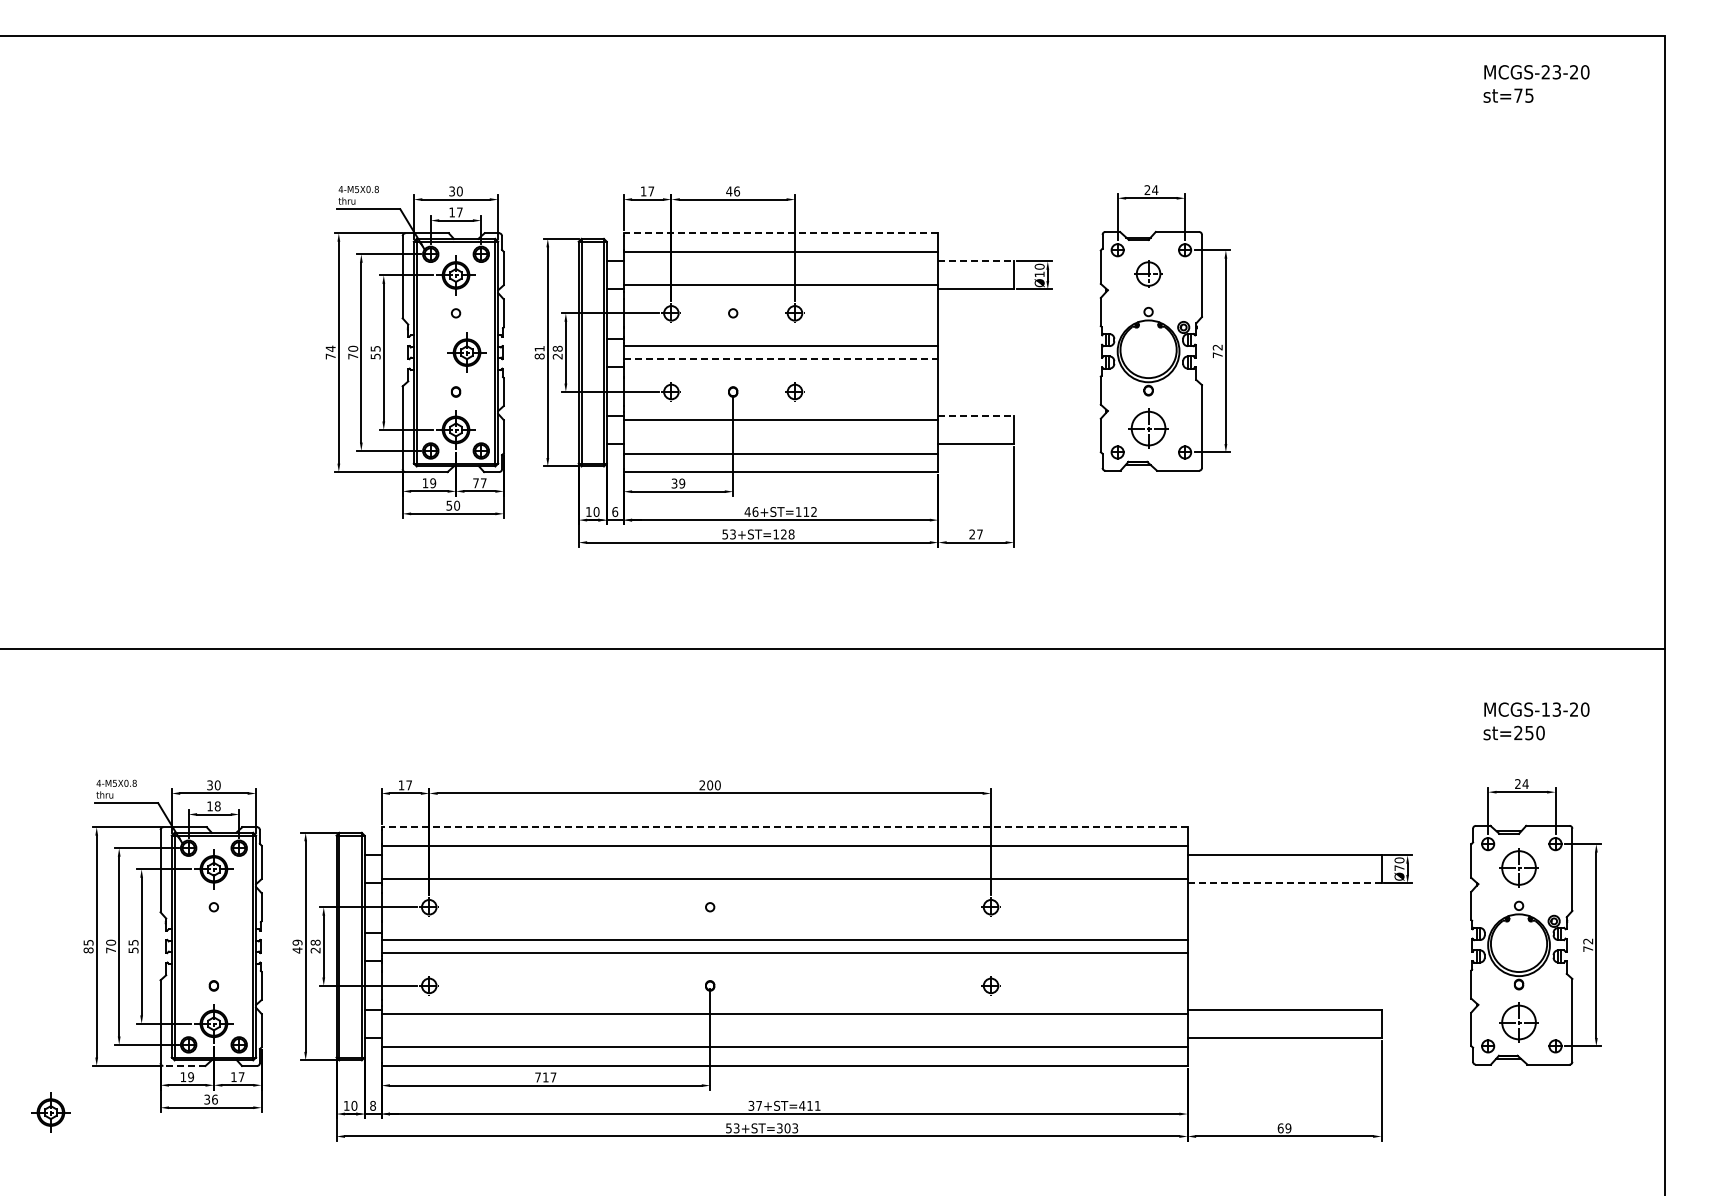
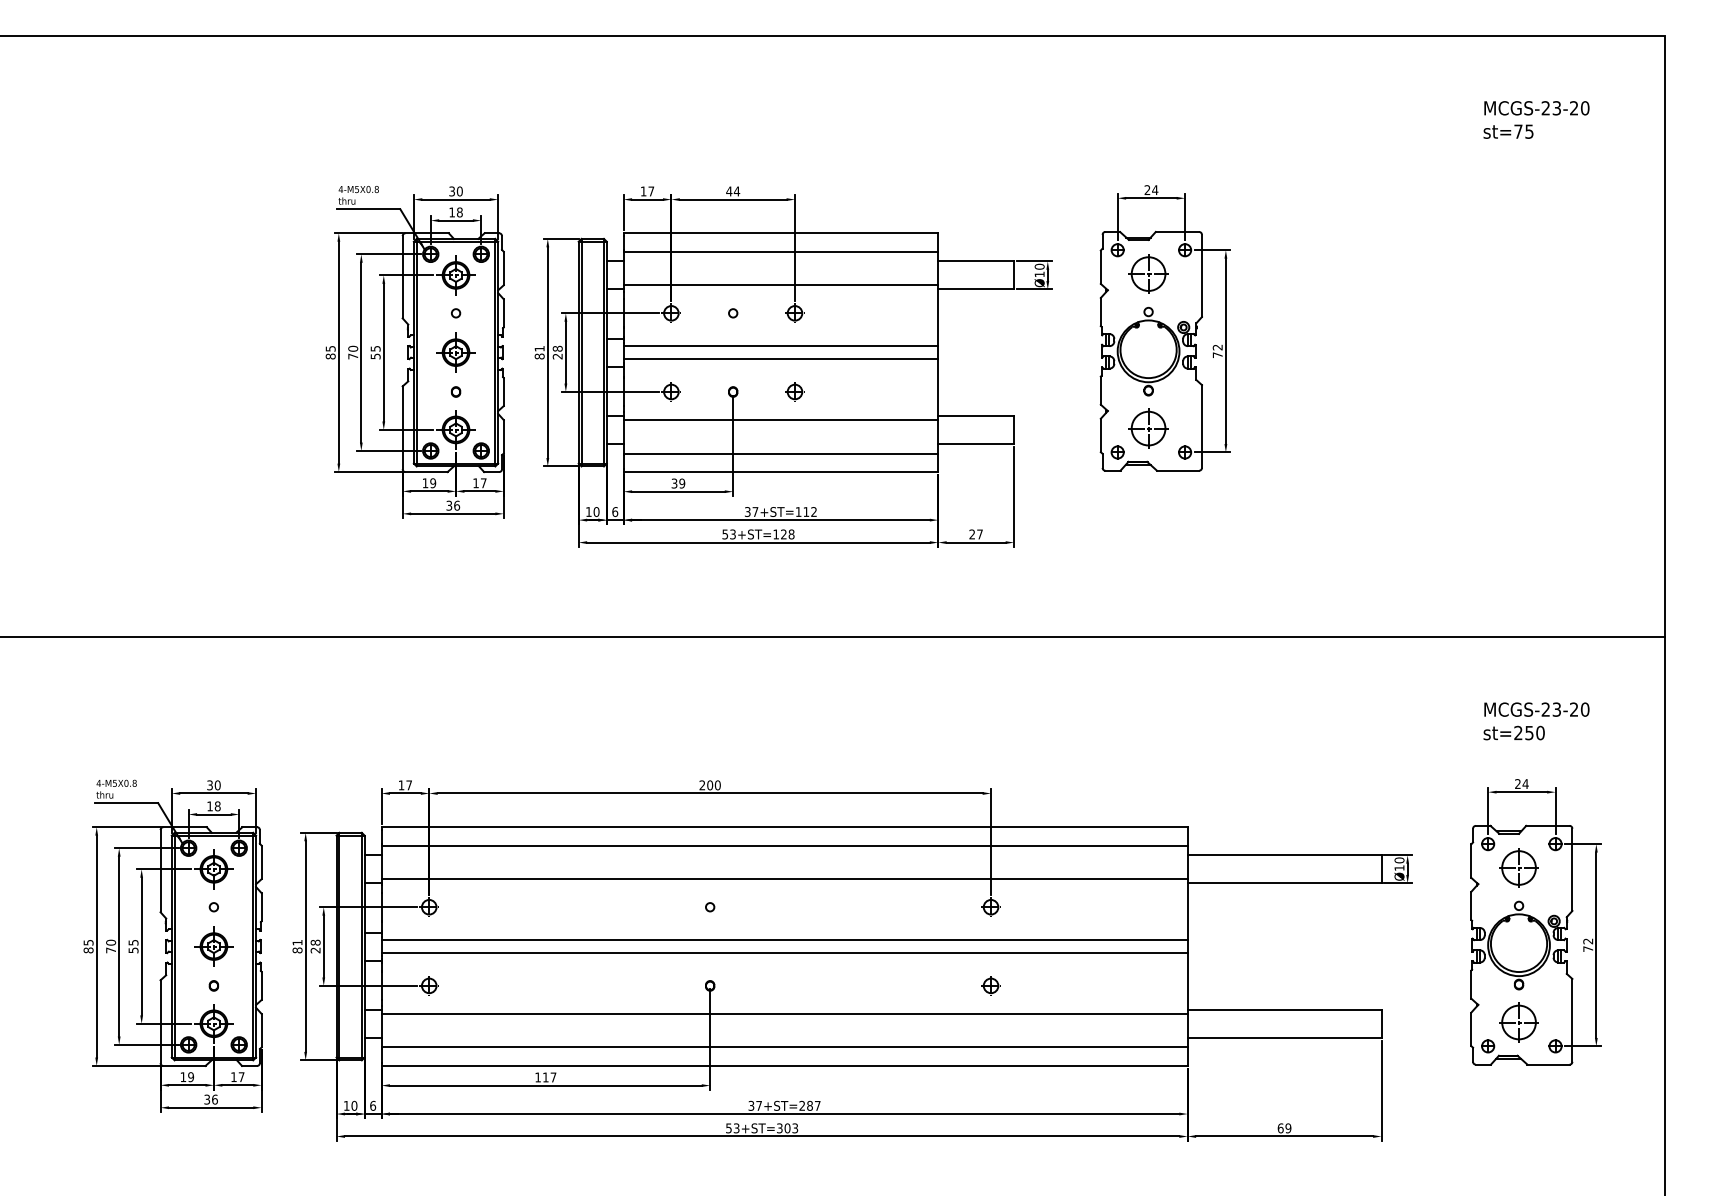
text position: (1536, 83) -> (1536, 119) (1536, 119)
text: 46 -> 44 (736, 191)
text: 17 -> 18 (459, 212)
line: dashed -> solid (780, 233)
line: dashed -> solid (976, 261)
part size: 29x28 px -> 41x40 px (1148, 273)
text: 74 -> 85 (330, 352)
part position: (466, 352) -> (455, 352) (455, 352)
line: dashed -> solid (781, 359)
line: dashed -> solid (976, 415)
text: 77 -> 17 (475, 483)
text: 50 -> 36 (453, 505)
text: 46+ST=112 -> 37+ST=112 (751, 511)
line position: (833, 649) -> (833, 637) (833, 637)
text: MCGS-13-20 -> MCGS-23-20 (1545, 709)
line: dashed -> solid (784, 827)
text: Ø70 -> Ø10 (1399, 867)
line: dashed -> solid (1284, 883)
text: 49 -> 81 (297, 946)
line: dashed -> solid (183, 1065)
text: 717 -> 117 (537, 1077)
text: 8 -> 6 (373, 1105)
text: 37+ST=411 -> 37+ST=287 (809, 1105)
part position: (50, 1112) -> (213, 946) (213, 946)
